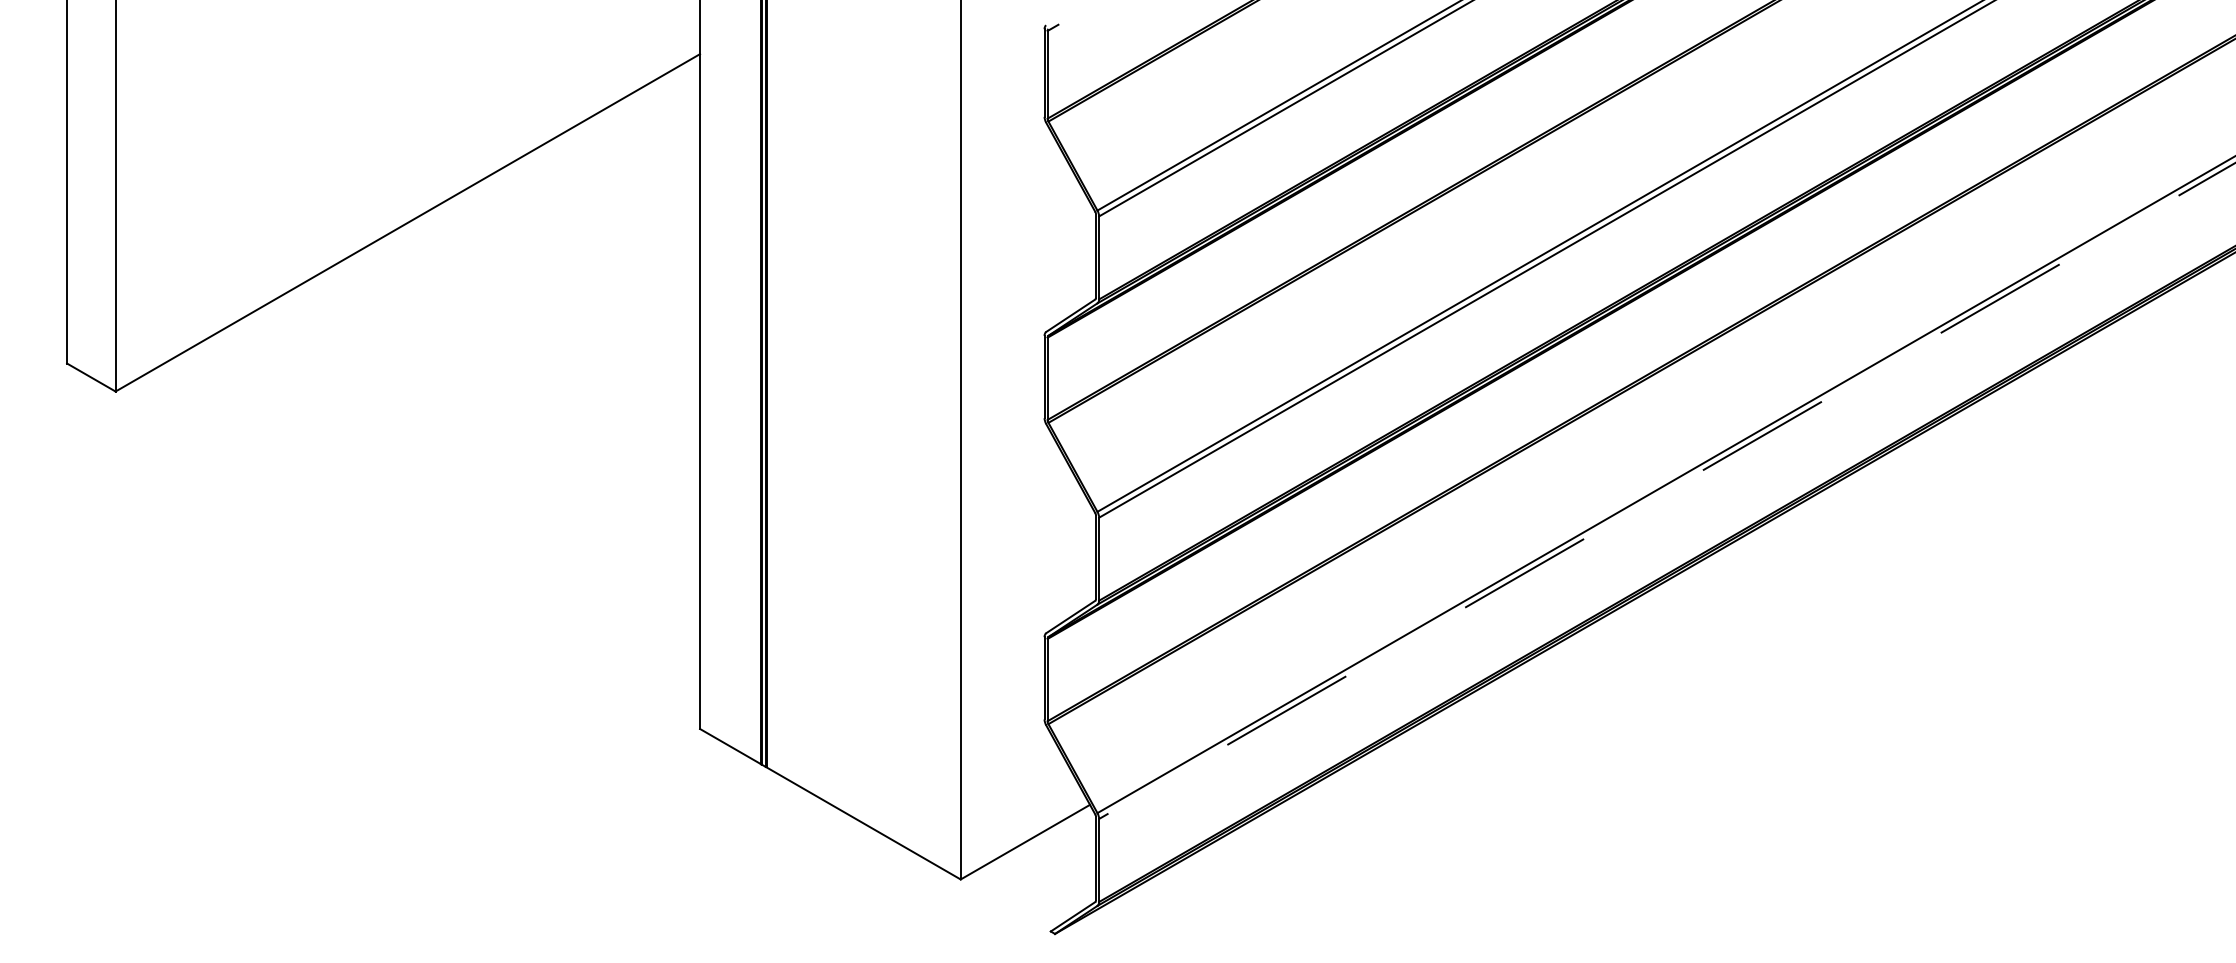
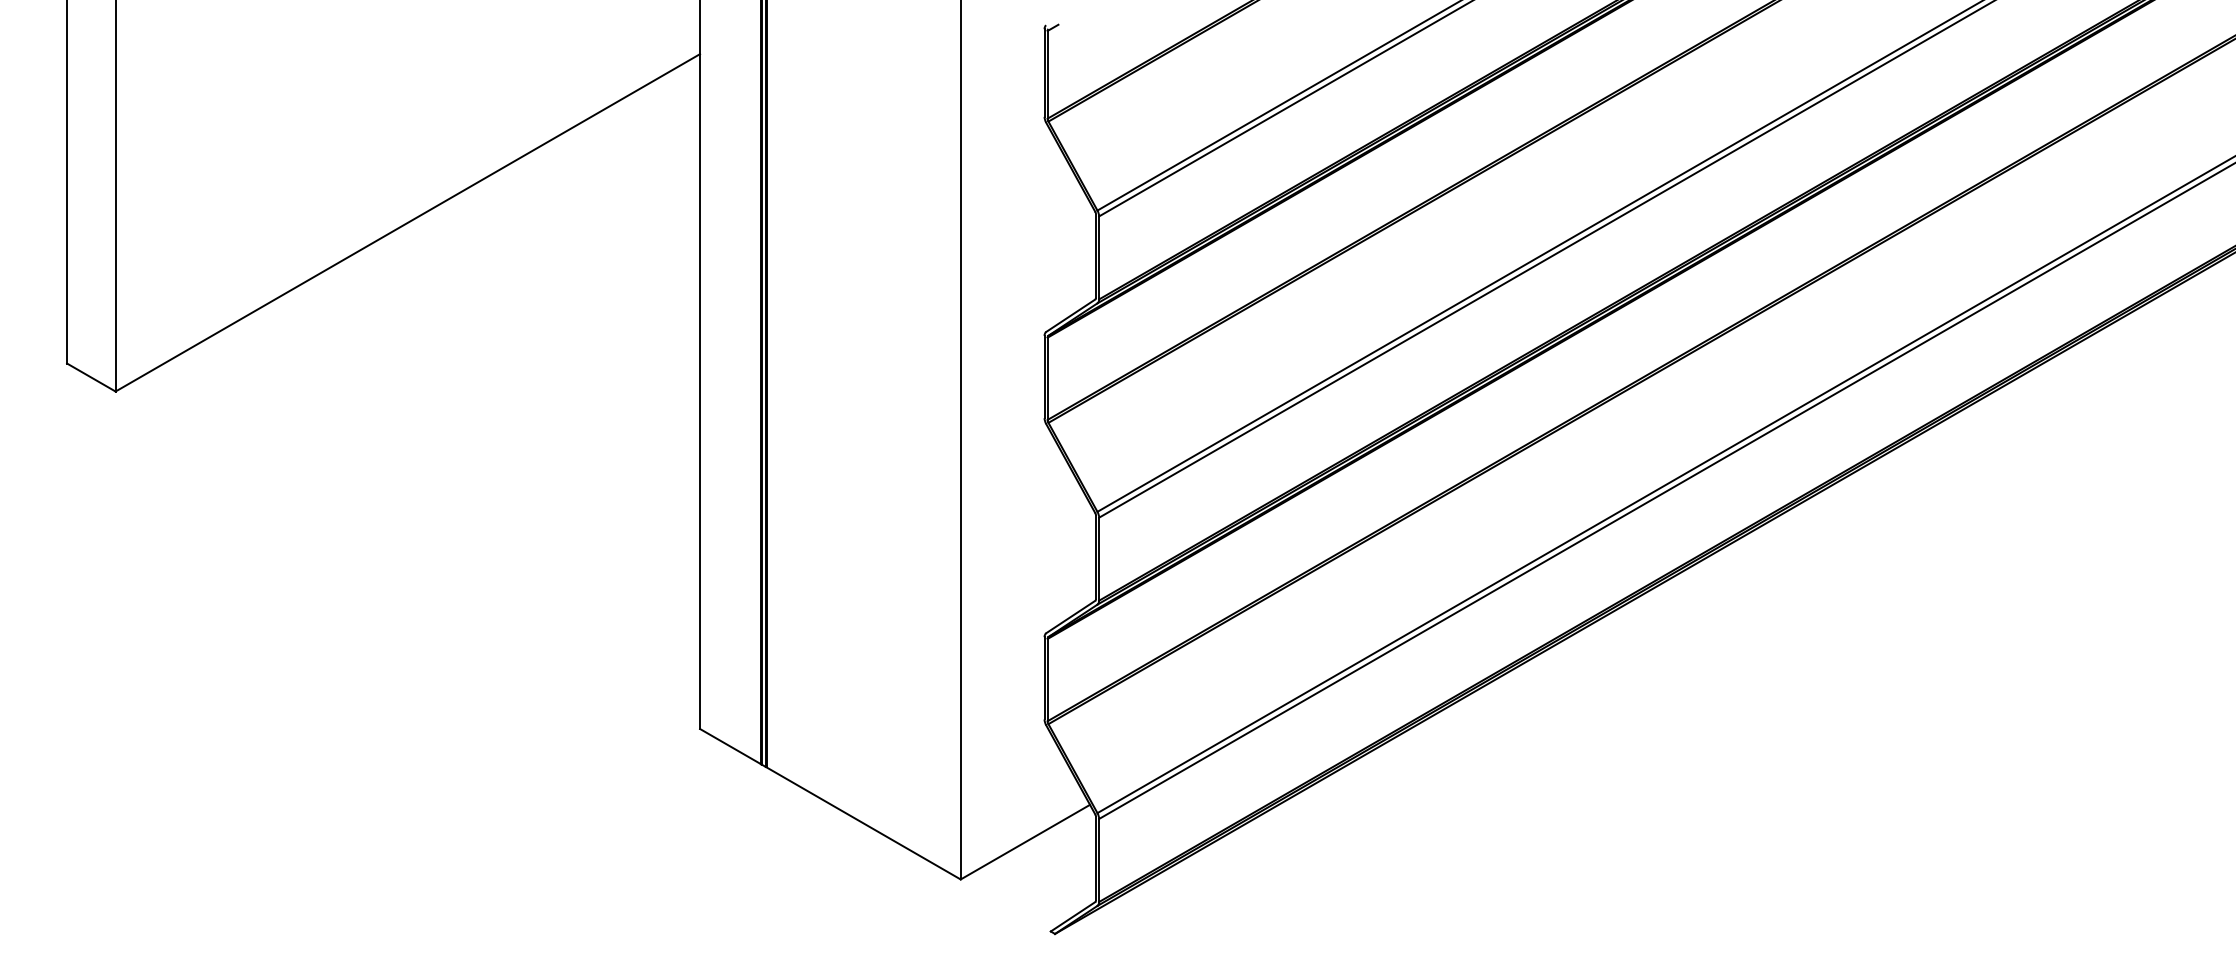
line: dashed -> solid (1667, 491)
